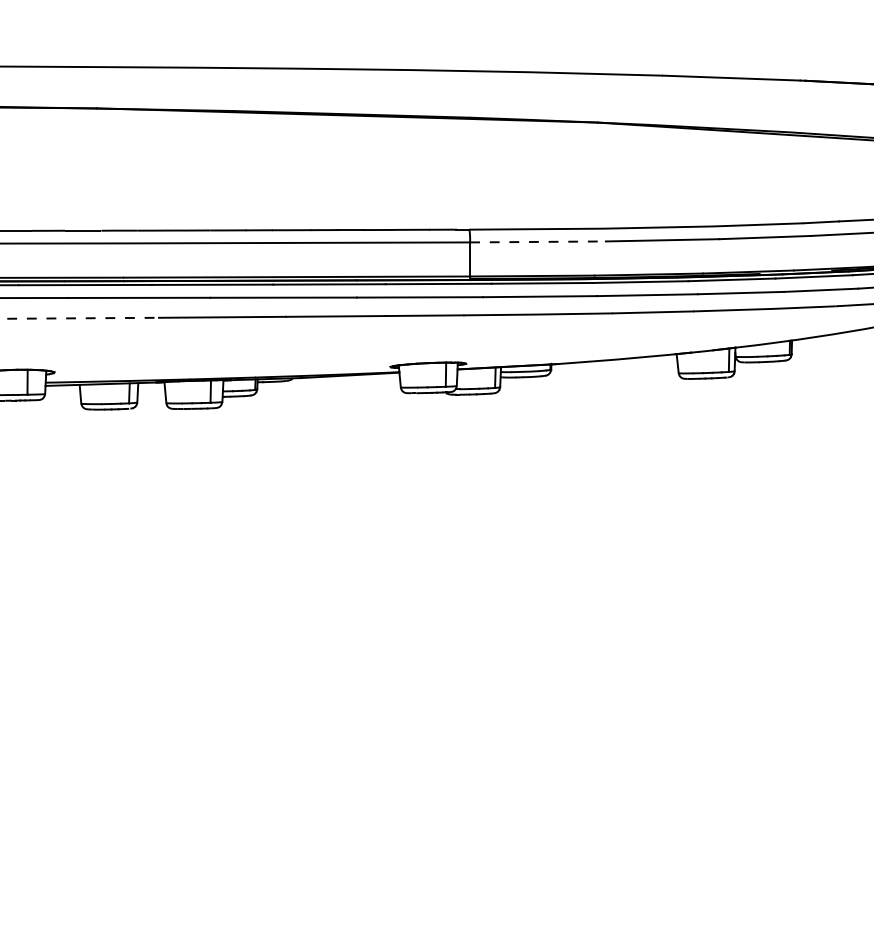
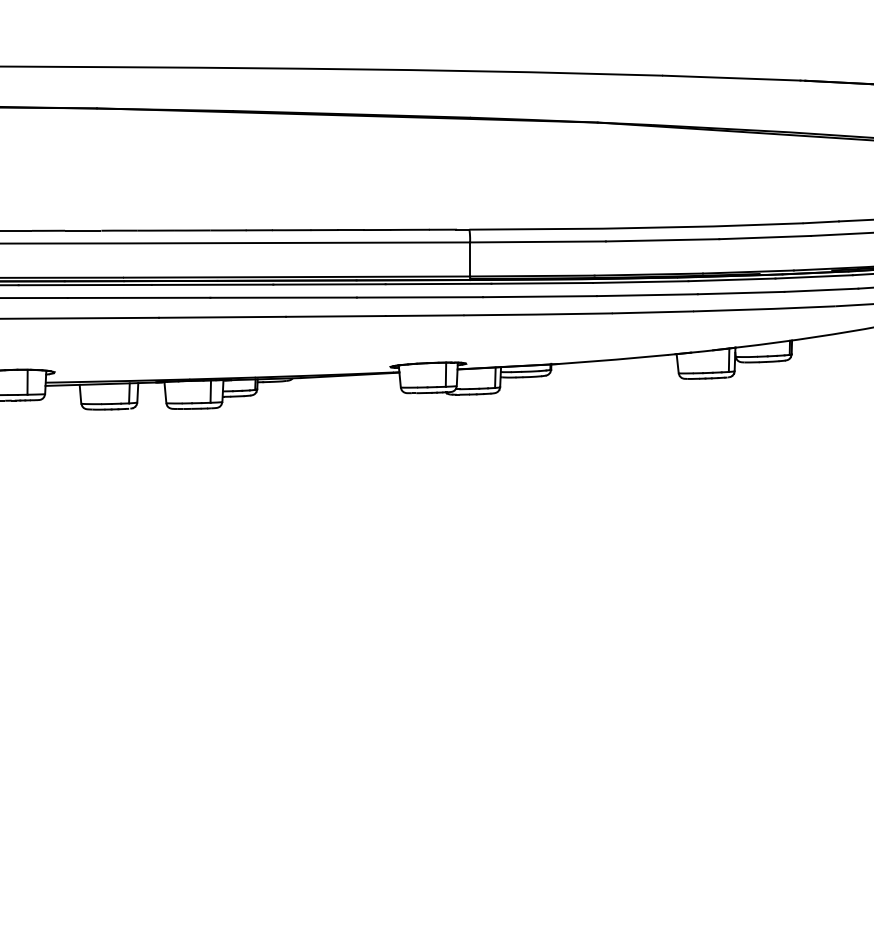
line: dashed -> solid (538, 241)
line: dashed -> solid (80, 318)
